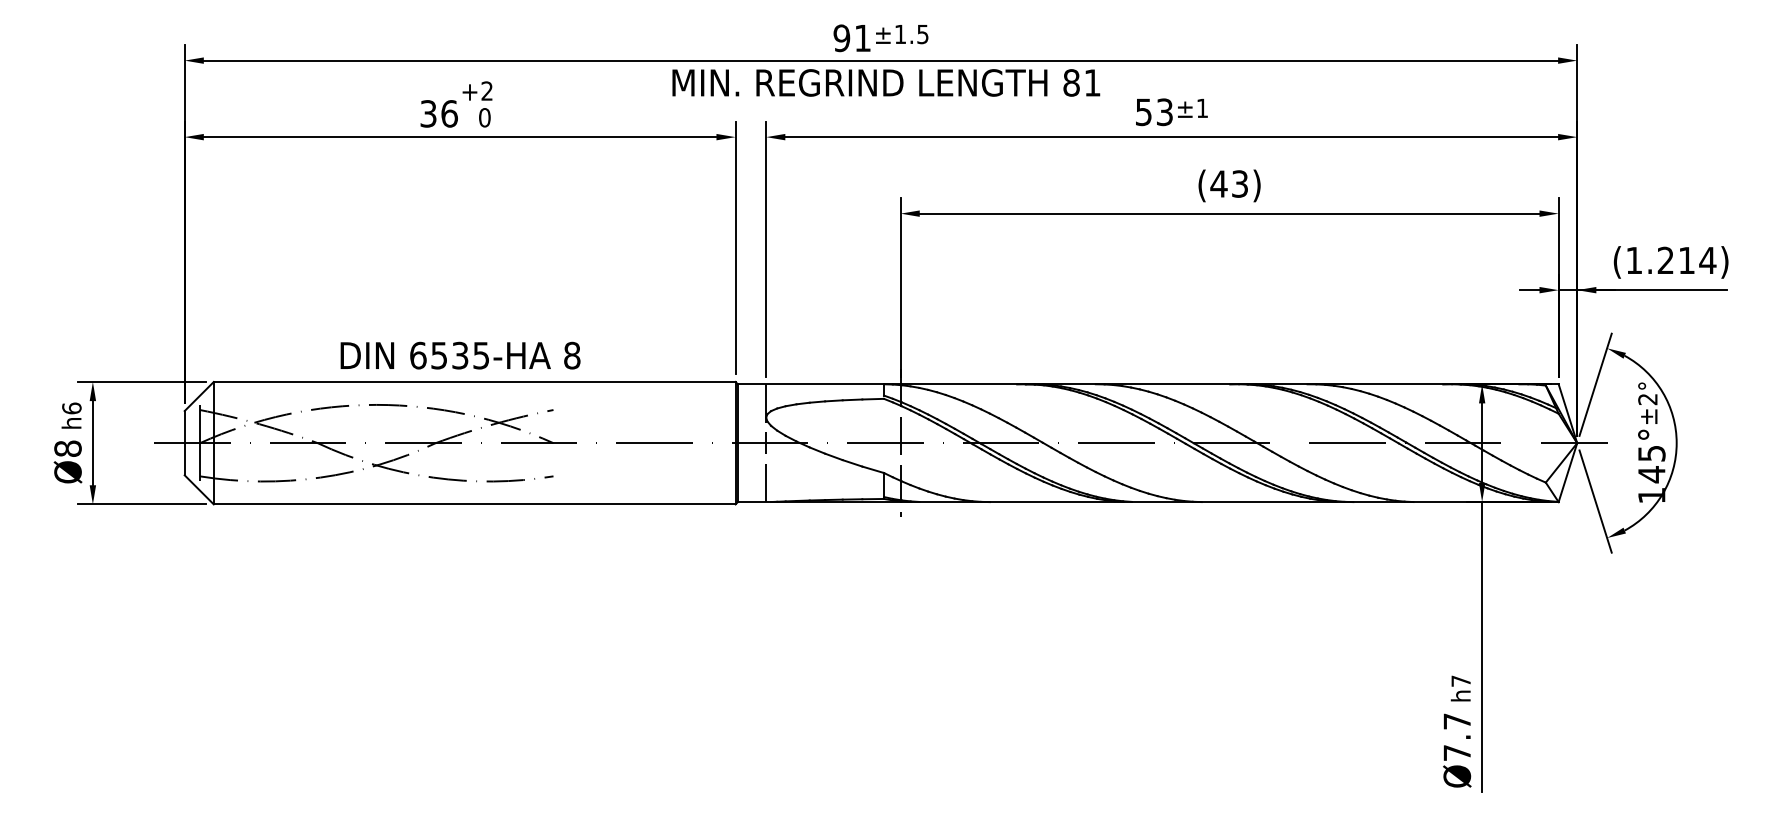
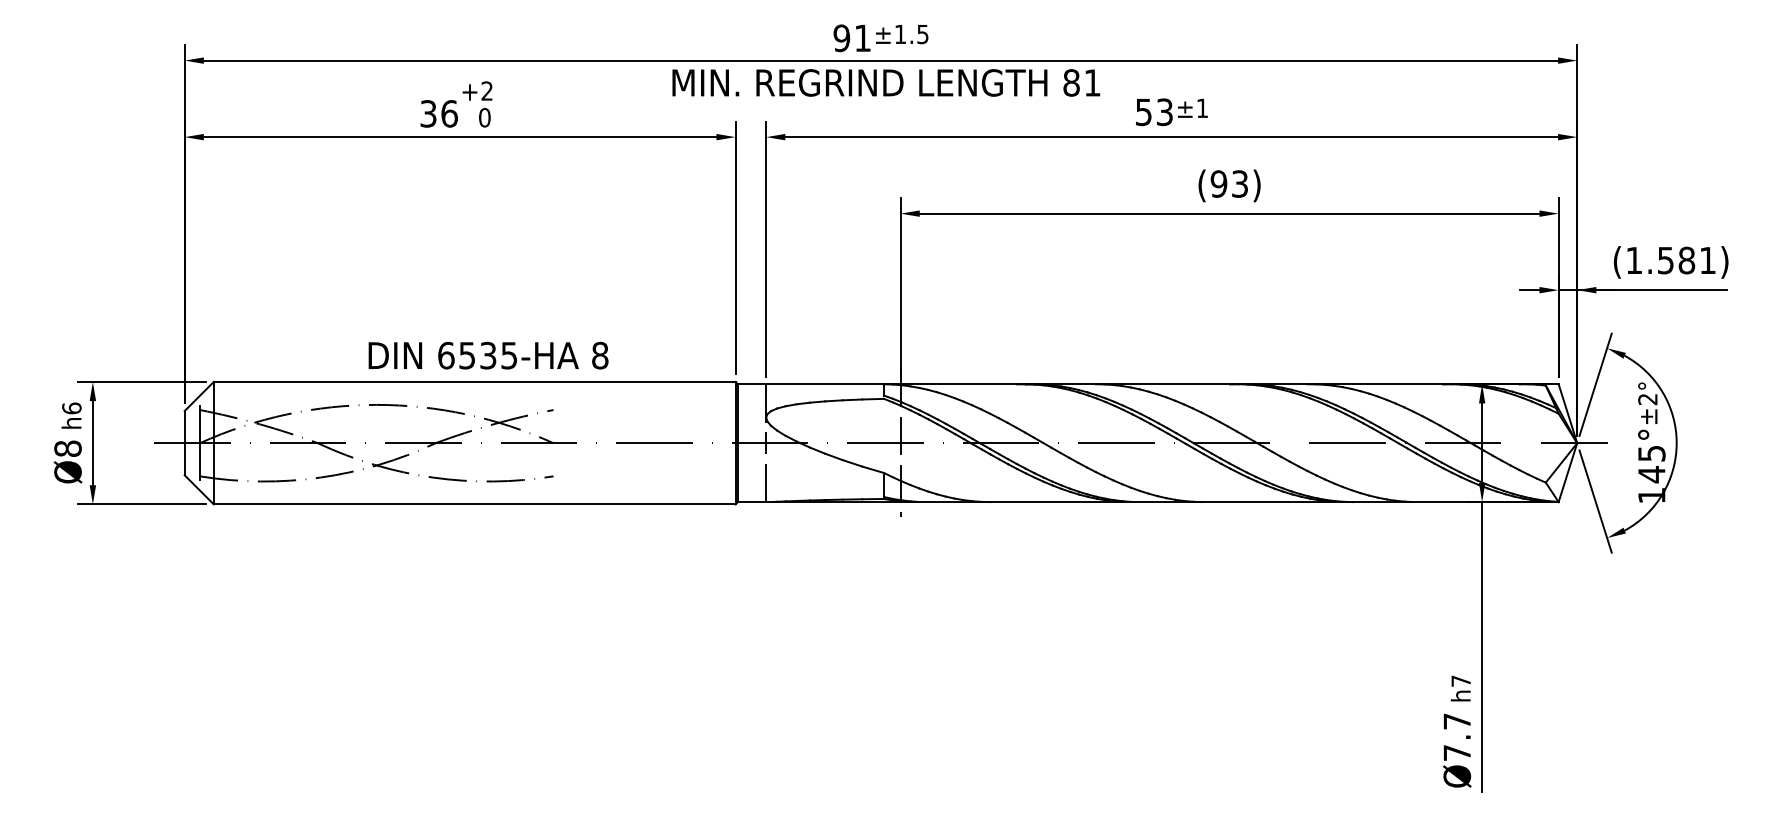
text: (43) -> (93) (1218, 183)
text: (1.214) -> (1.581) (1686, 260)
text position: (460, 355) -> (488, 355) (488, 355)
